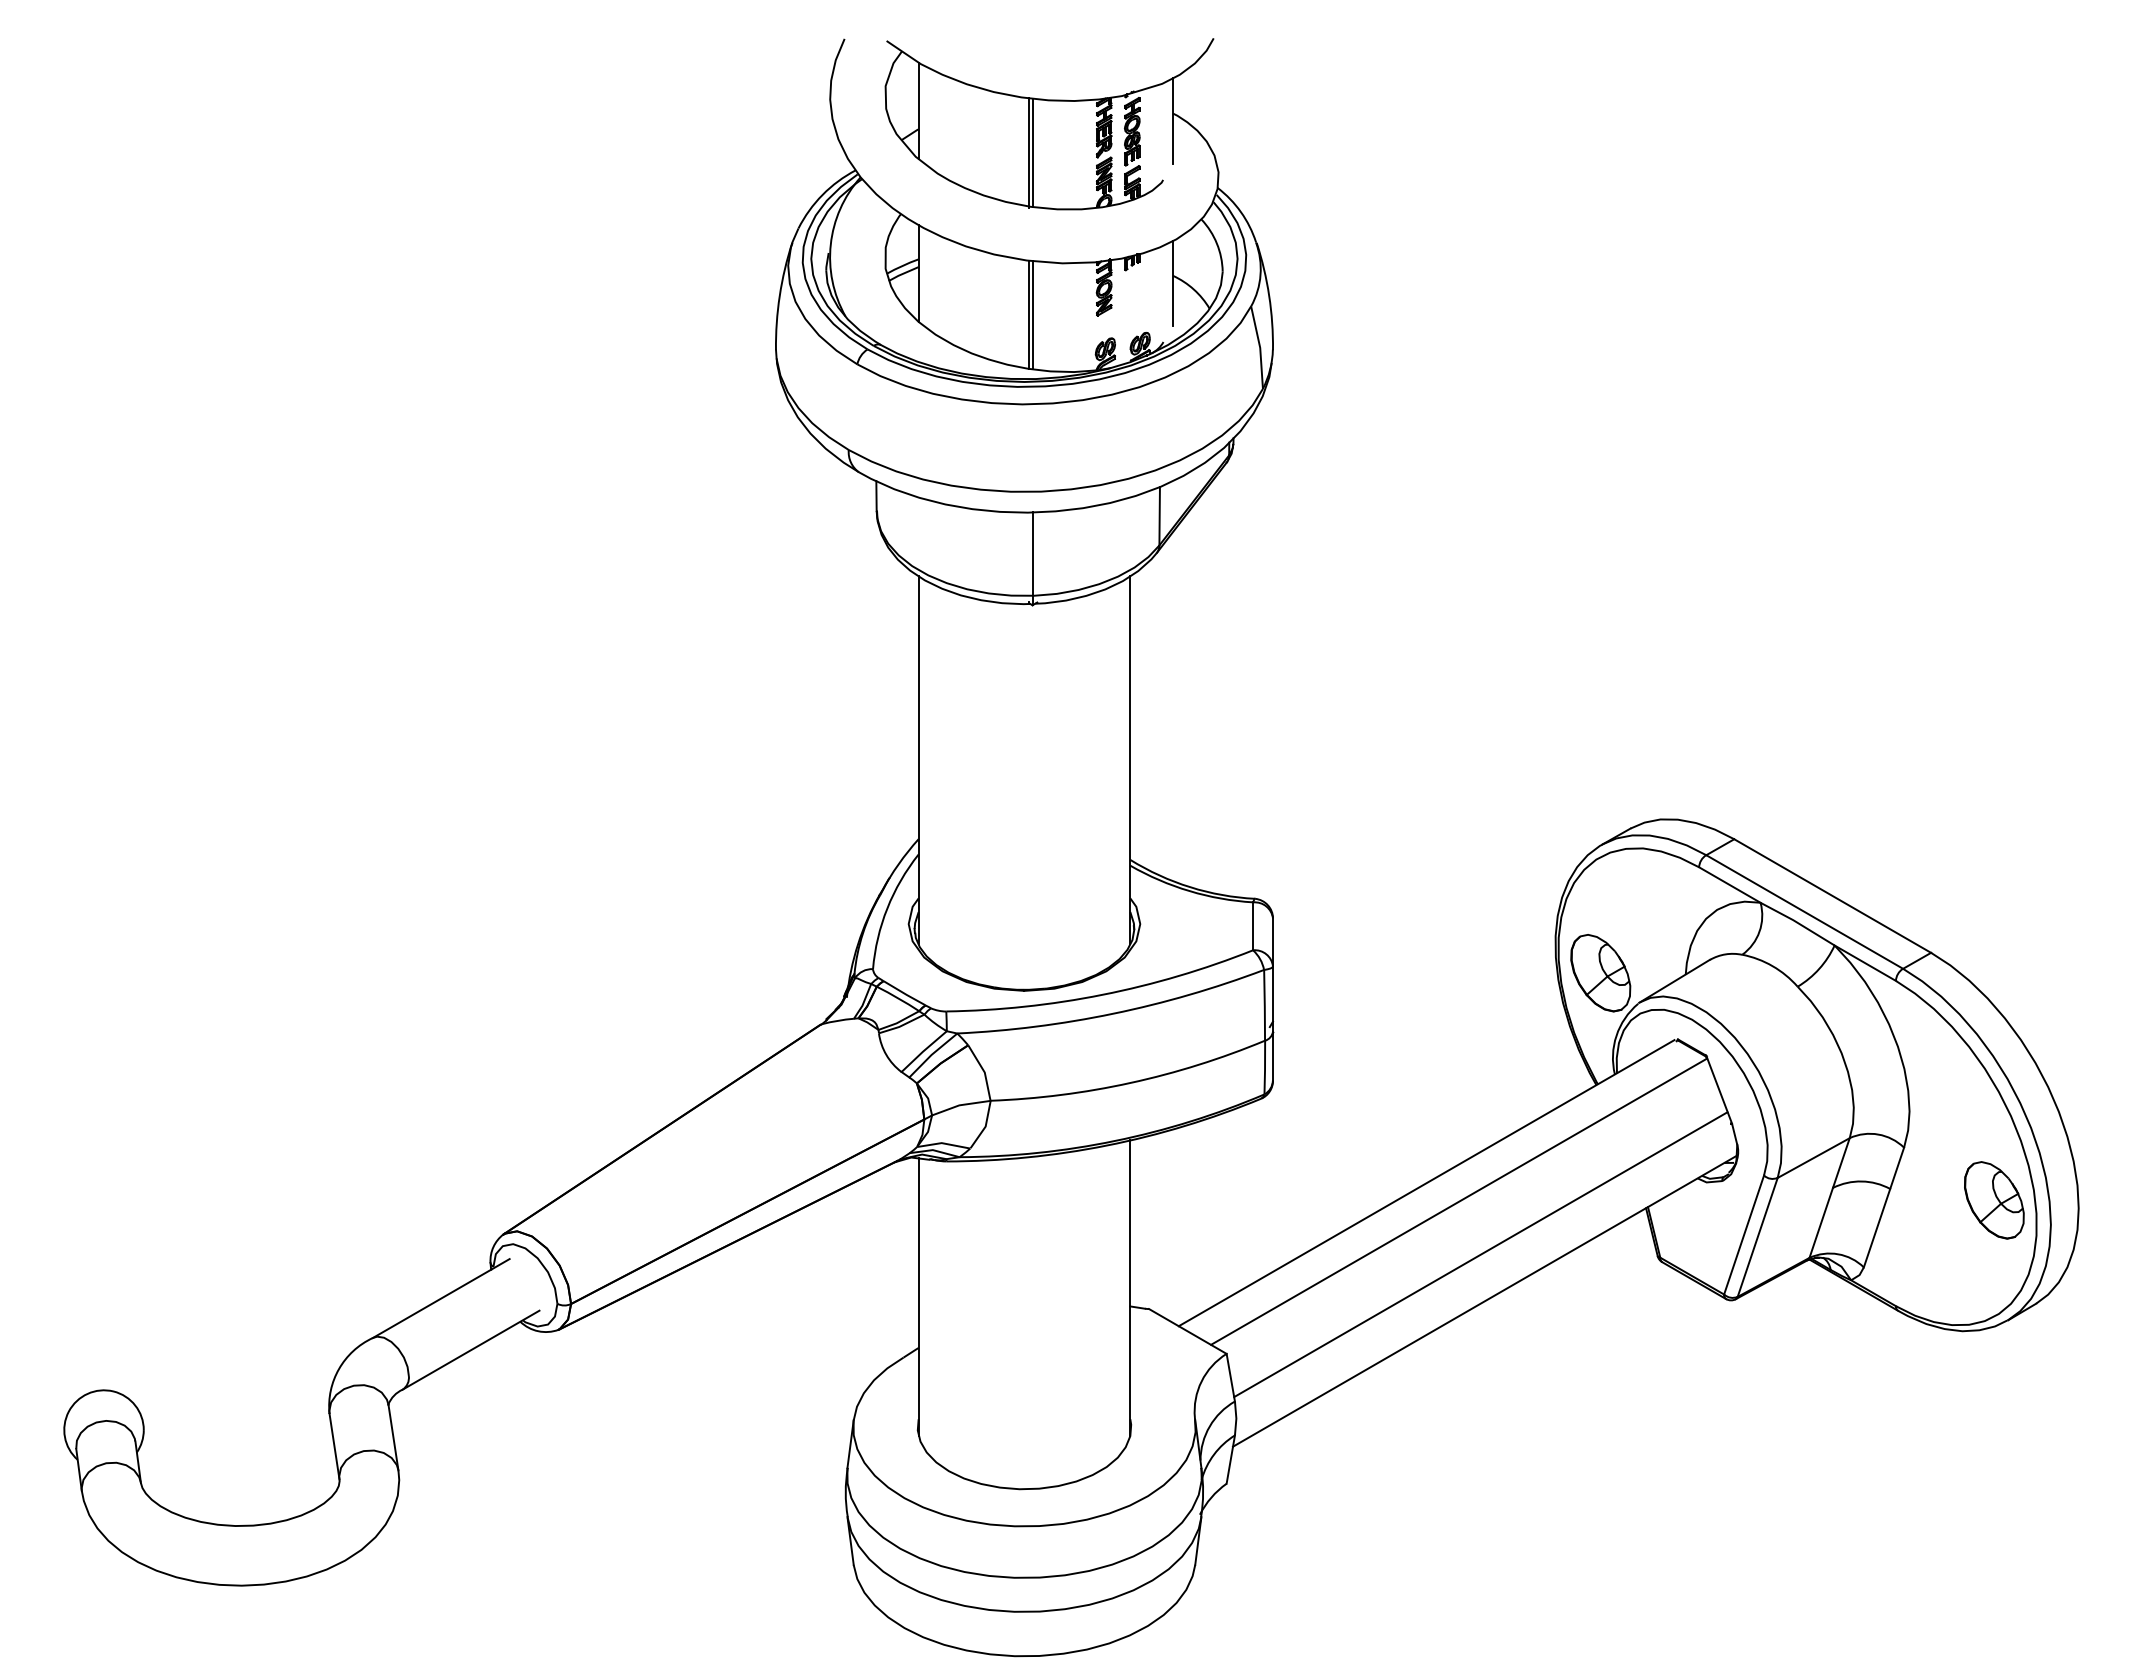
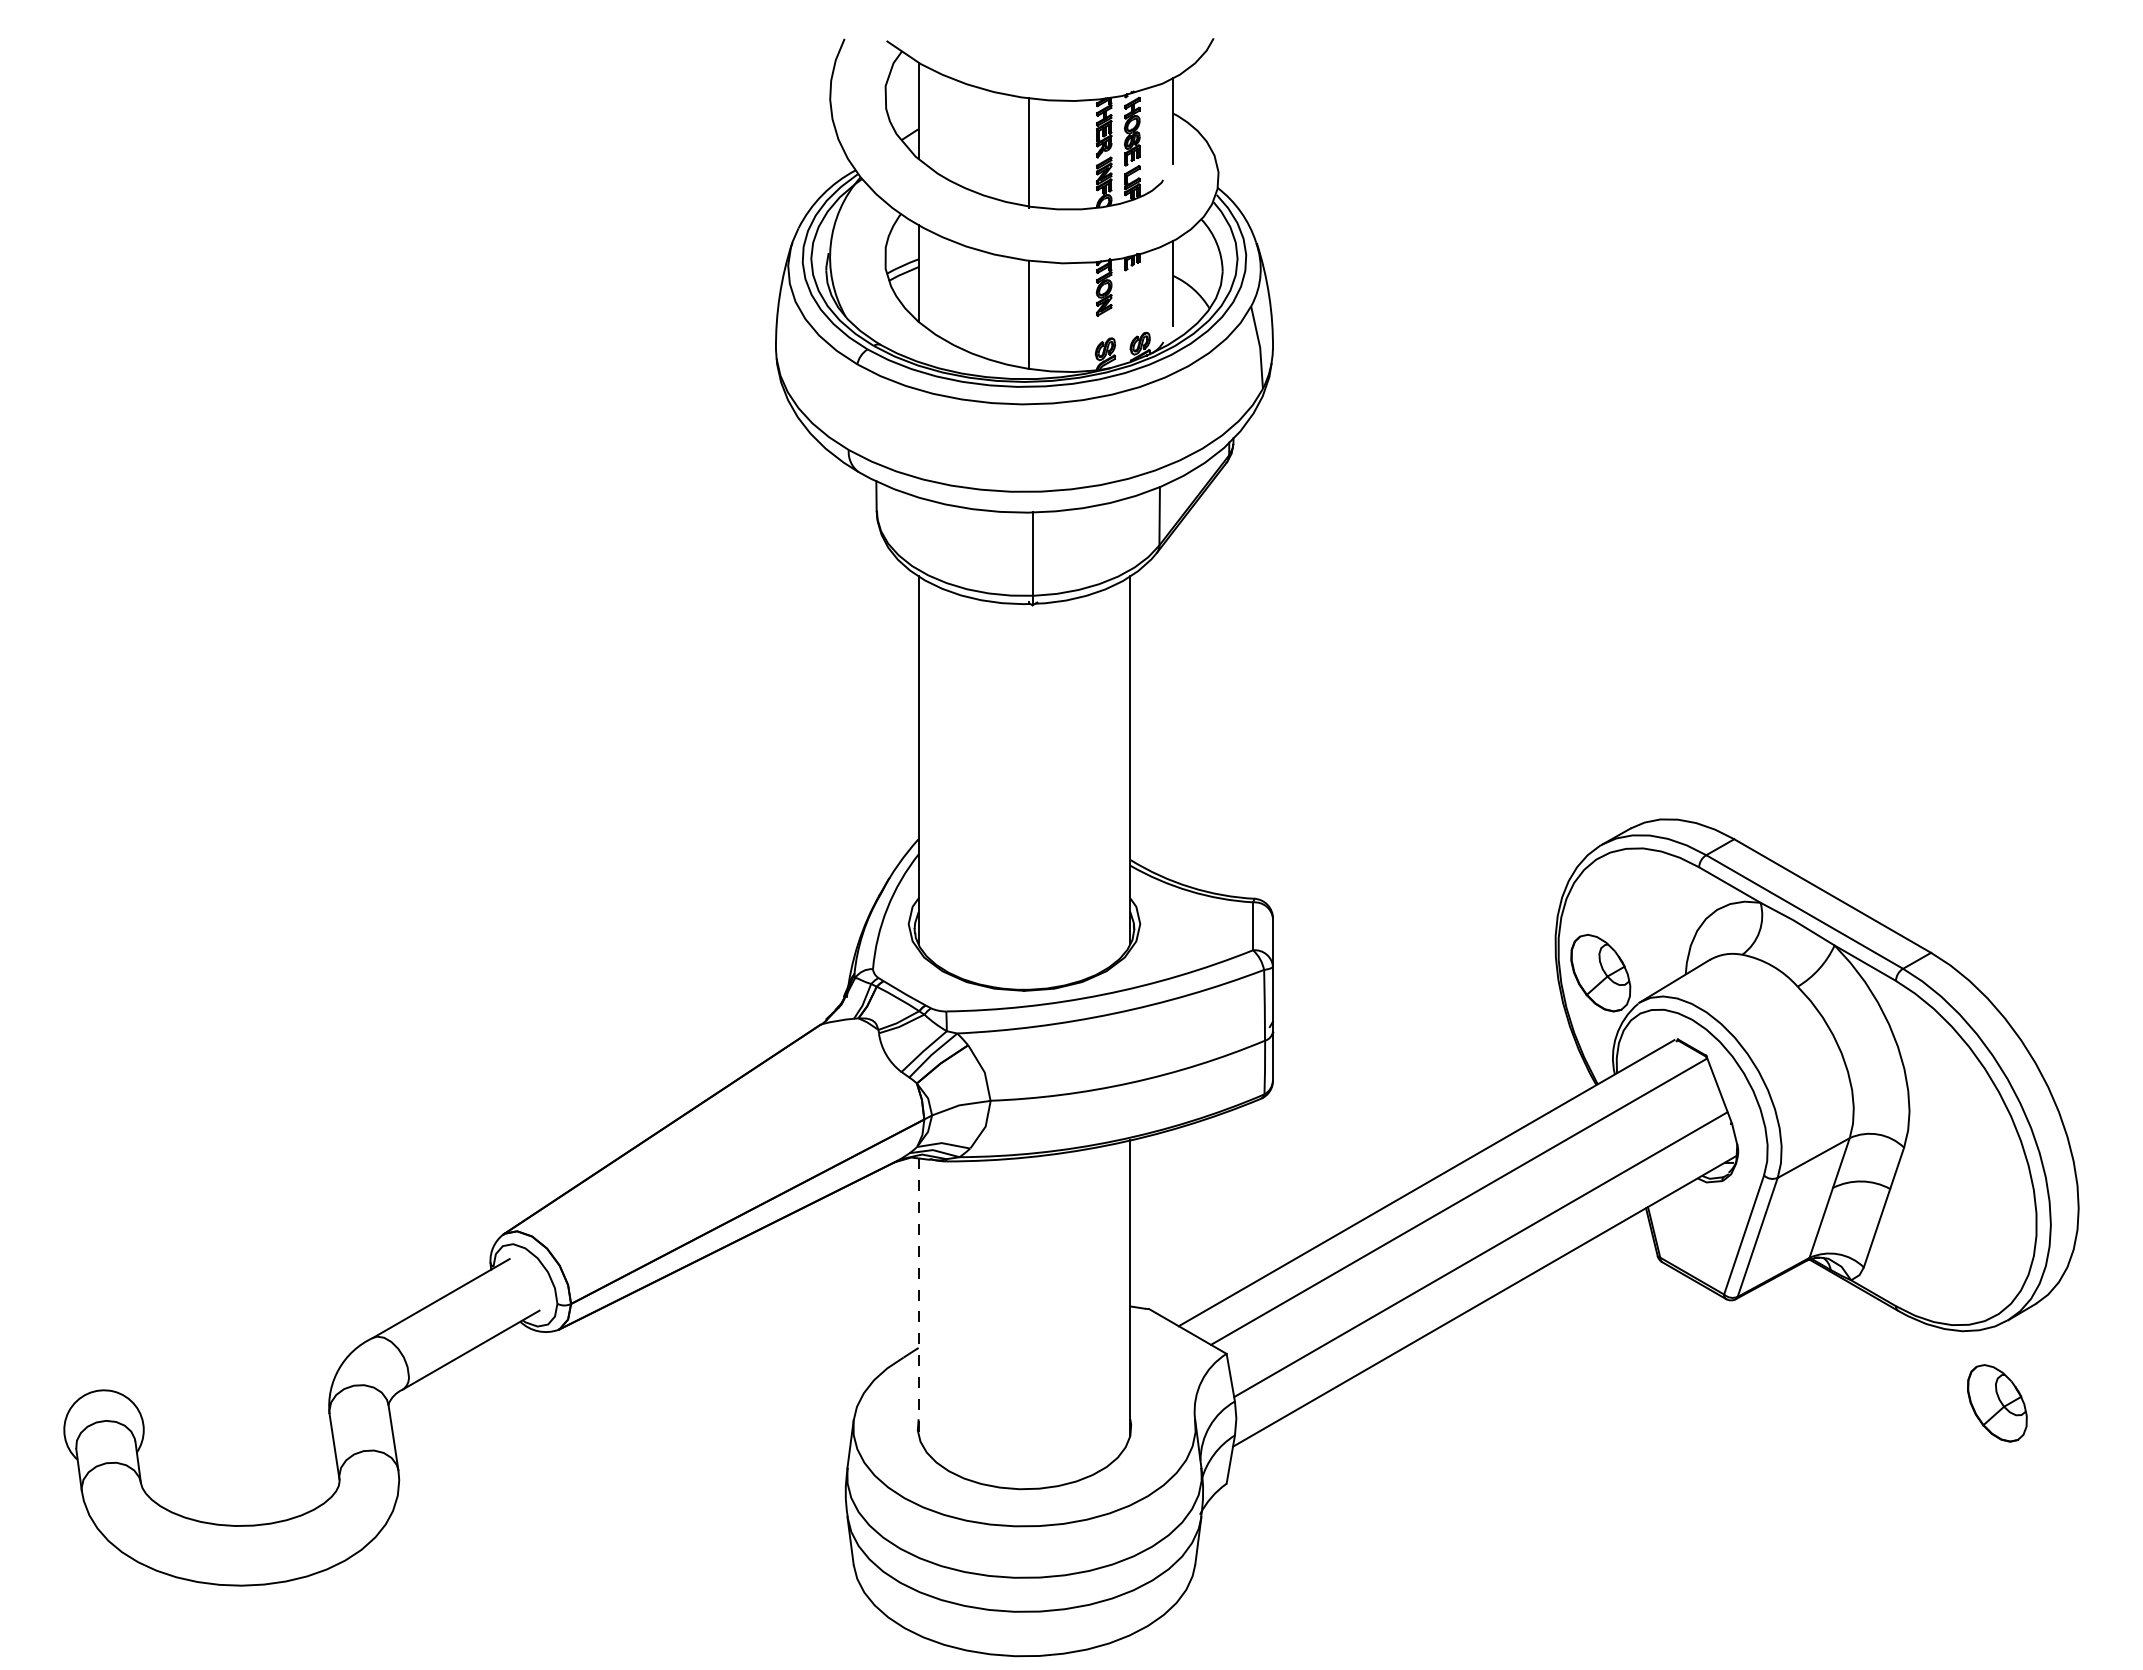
line: present -> none (1032, 152)
line: present -> none (1032, 315)
part position: (1994, 1200) -> (1997, 1403) (1997, 1403)
line: solid -> dashed (918, 1297)
